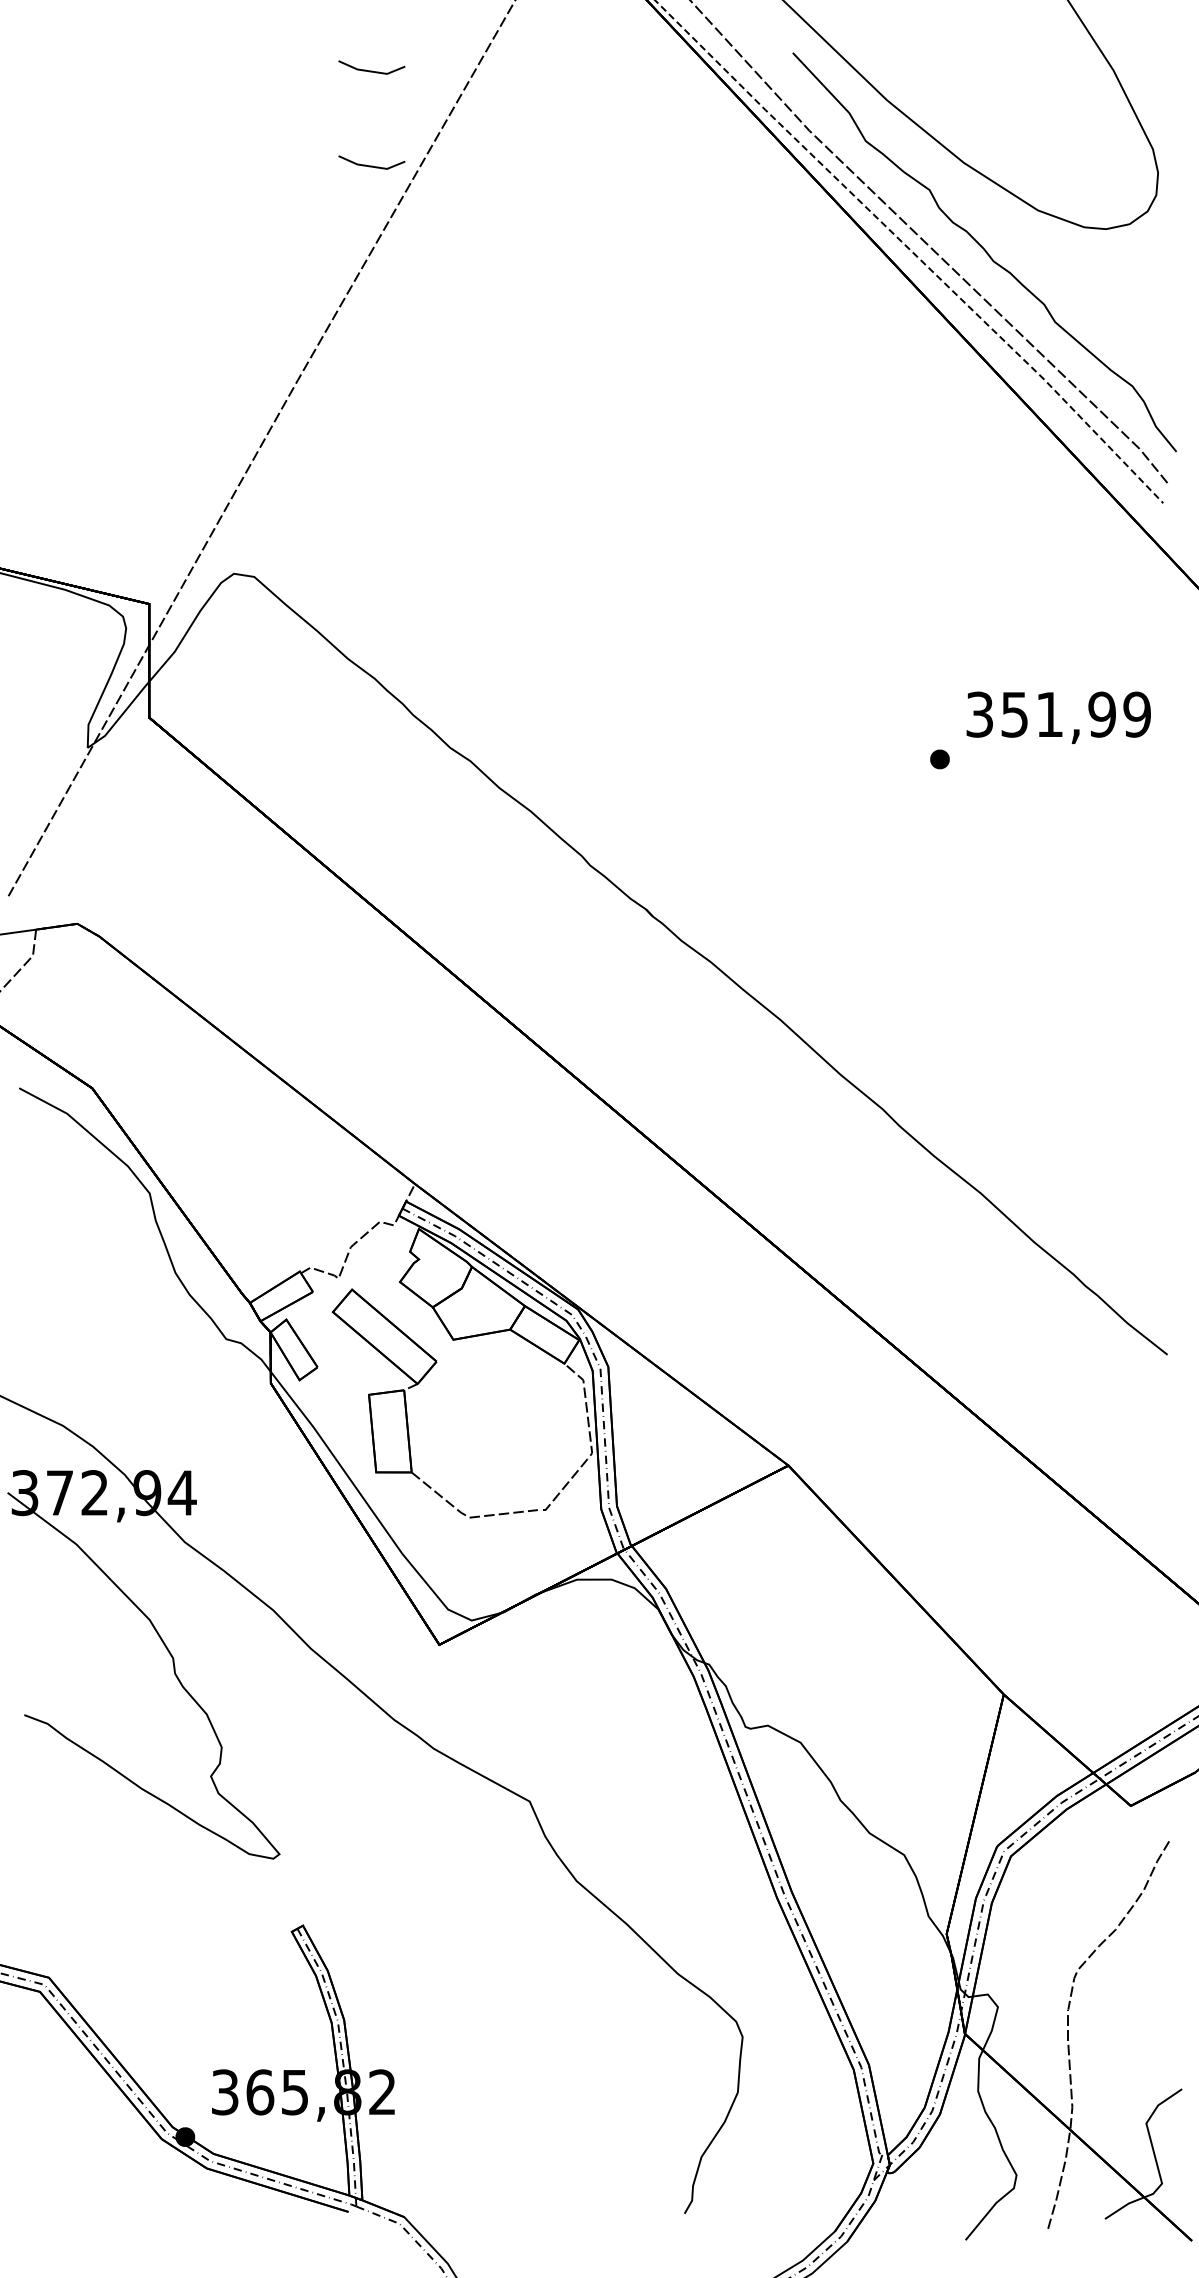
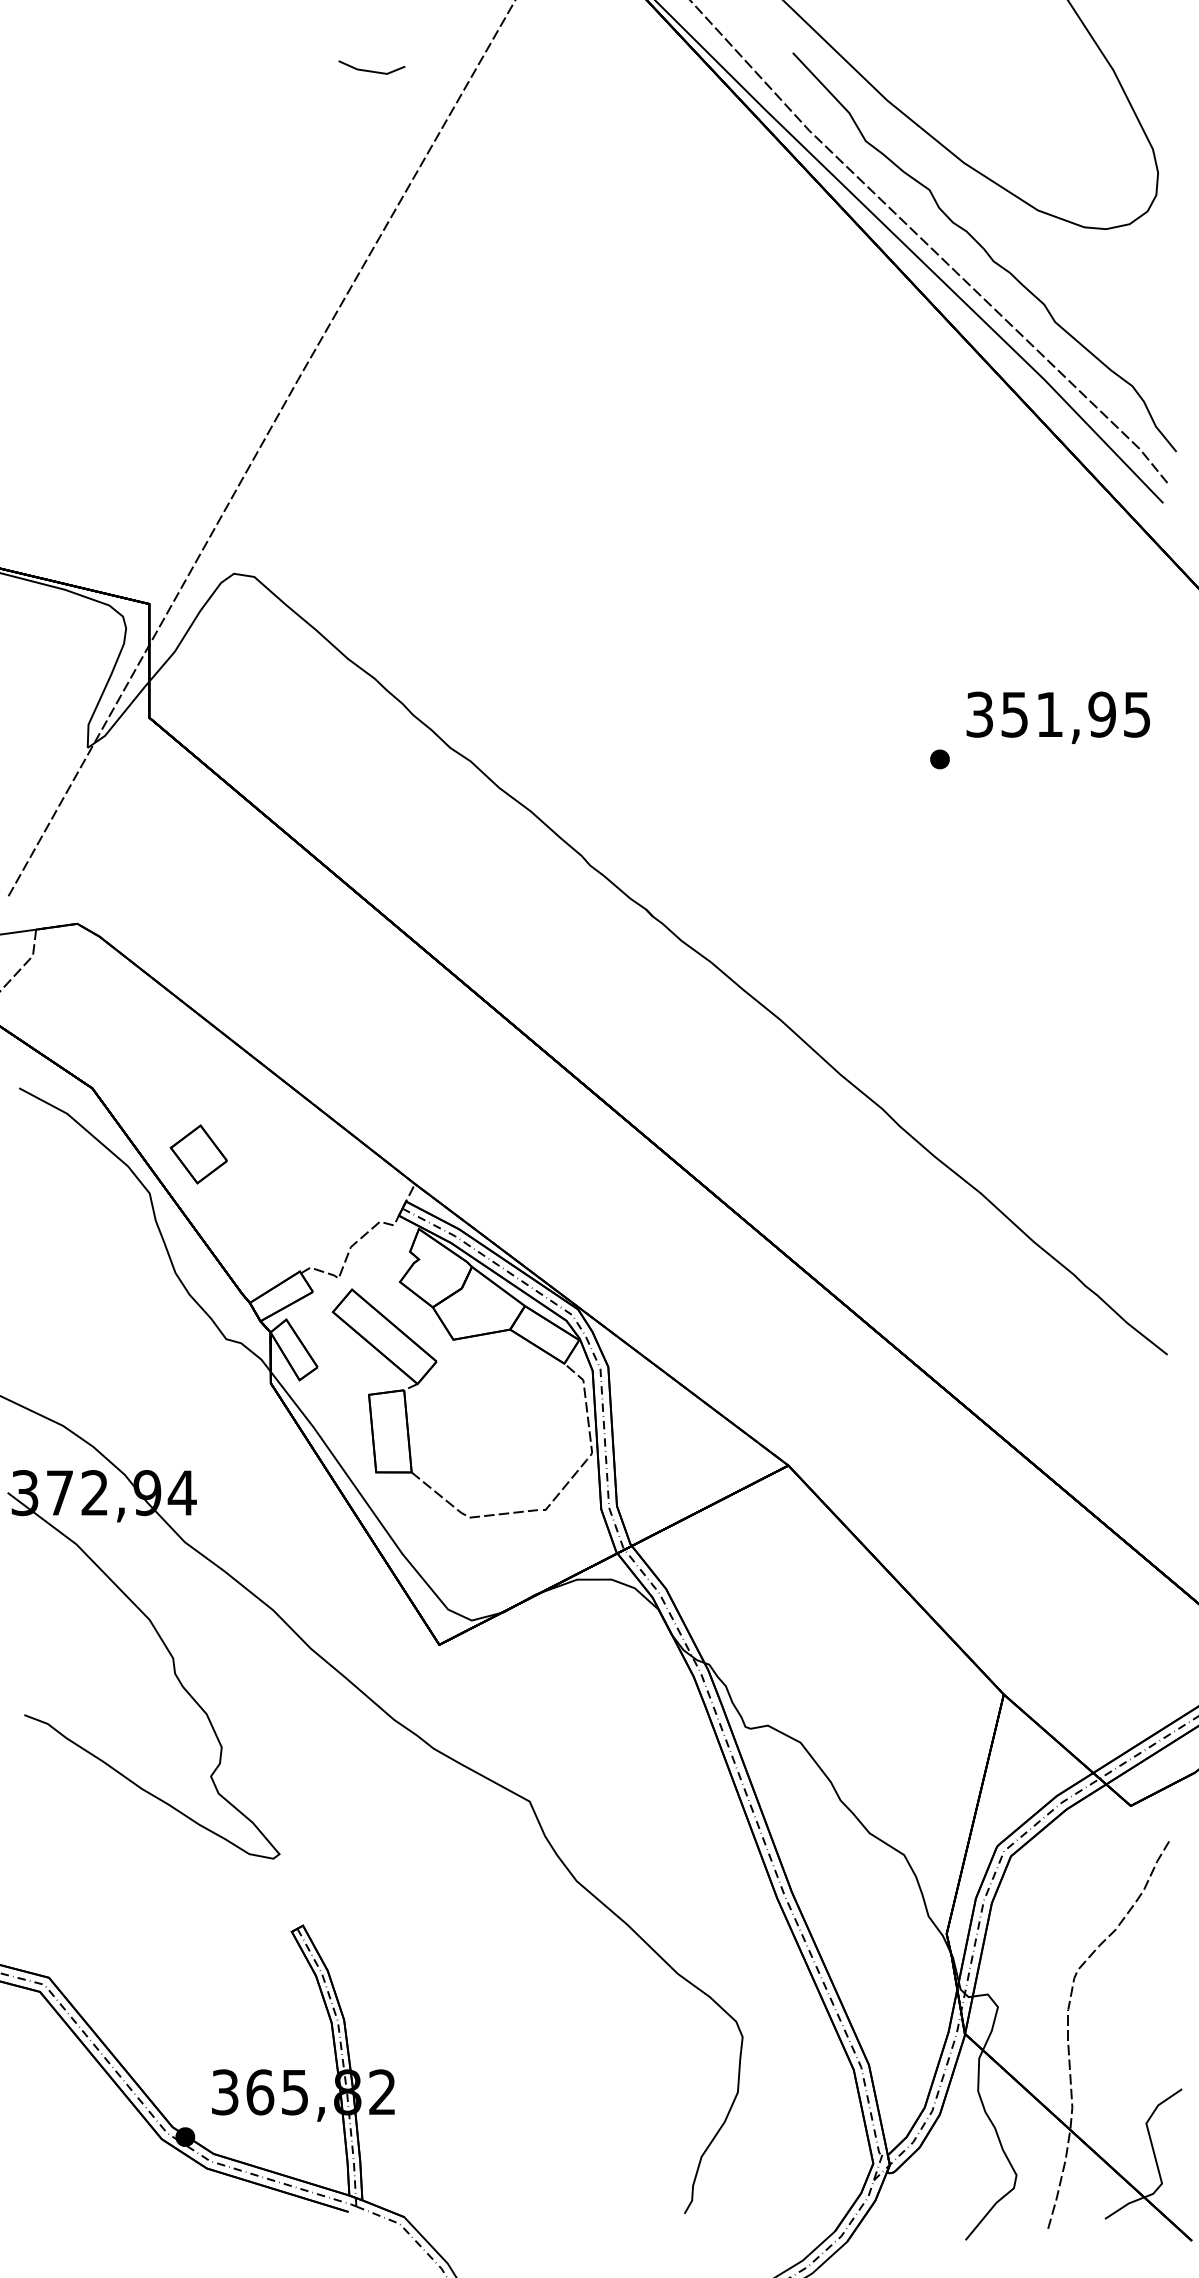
line: present -> none (371, 165)
line: dashed -> solid (911, 250)
text: 351,99 -> 351,95 (1136, 714)
part: none -> present (198, 1154)
